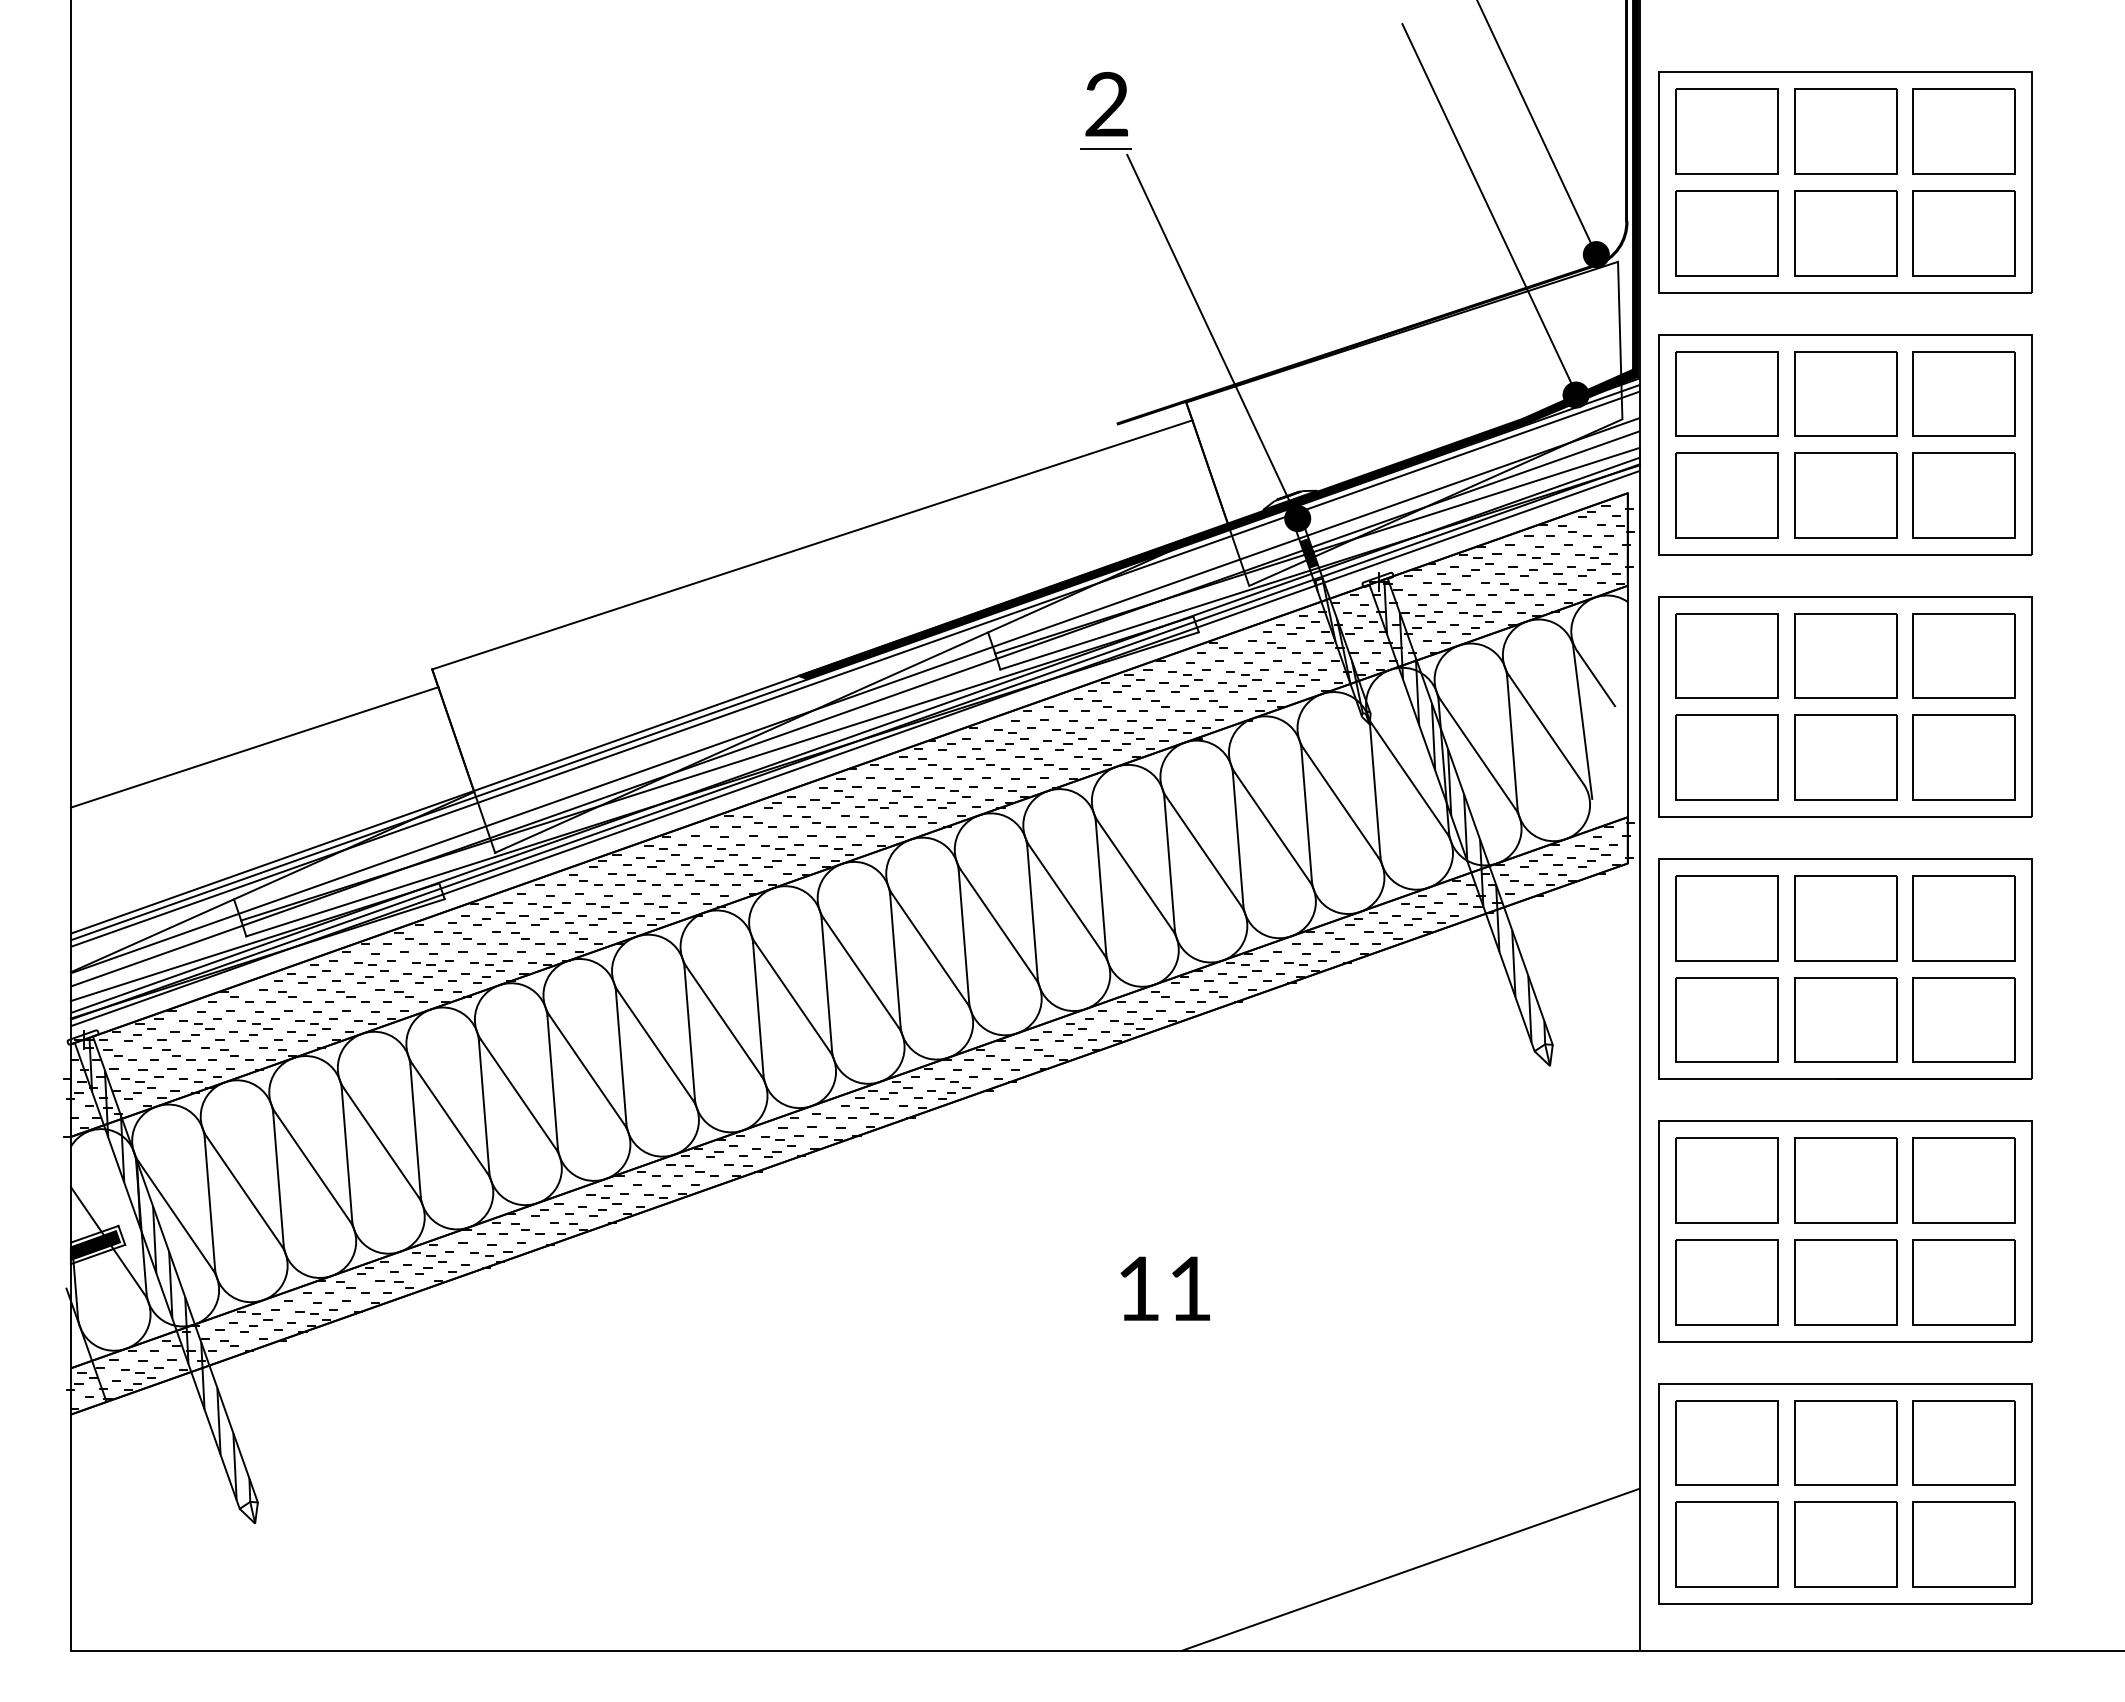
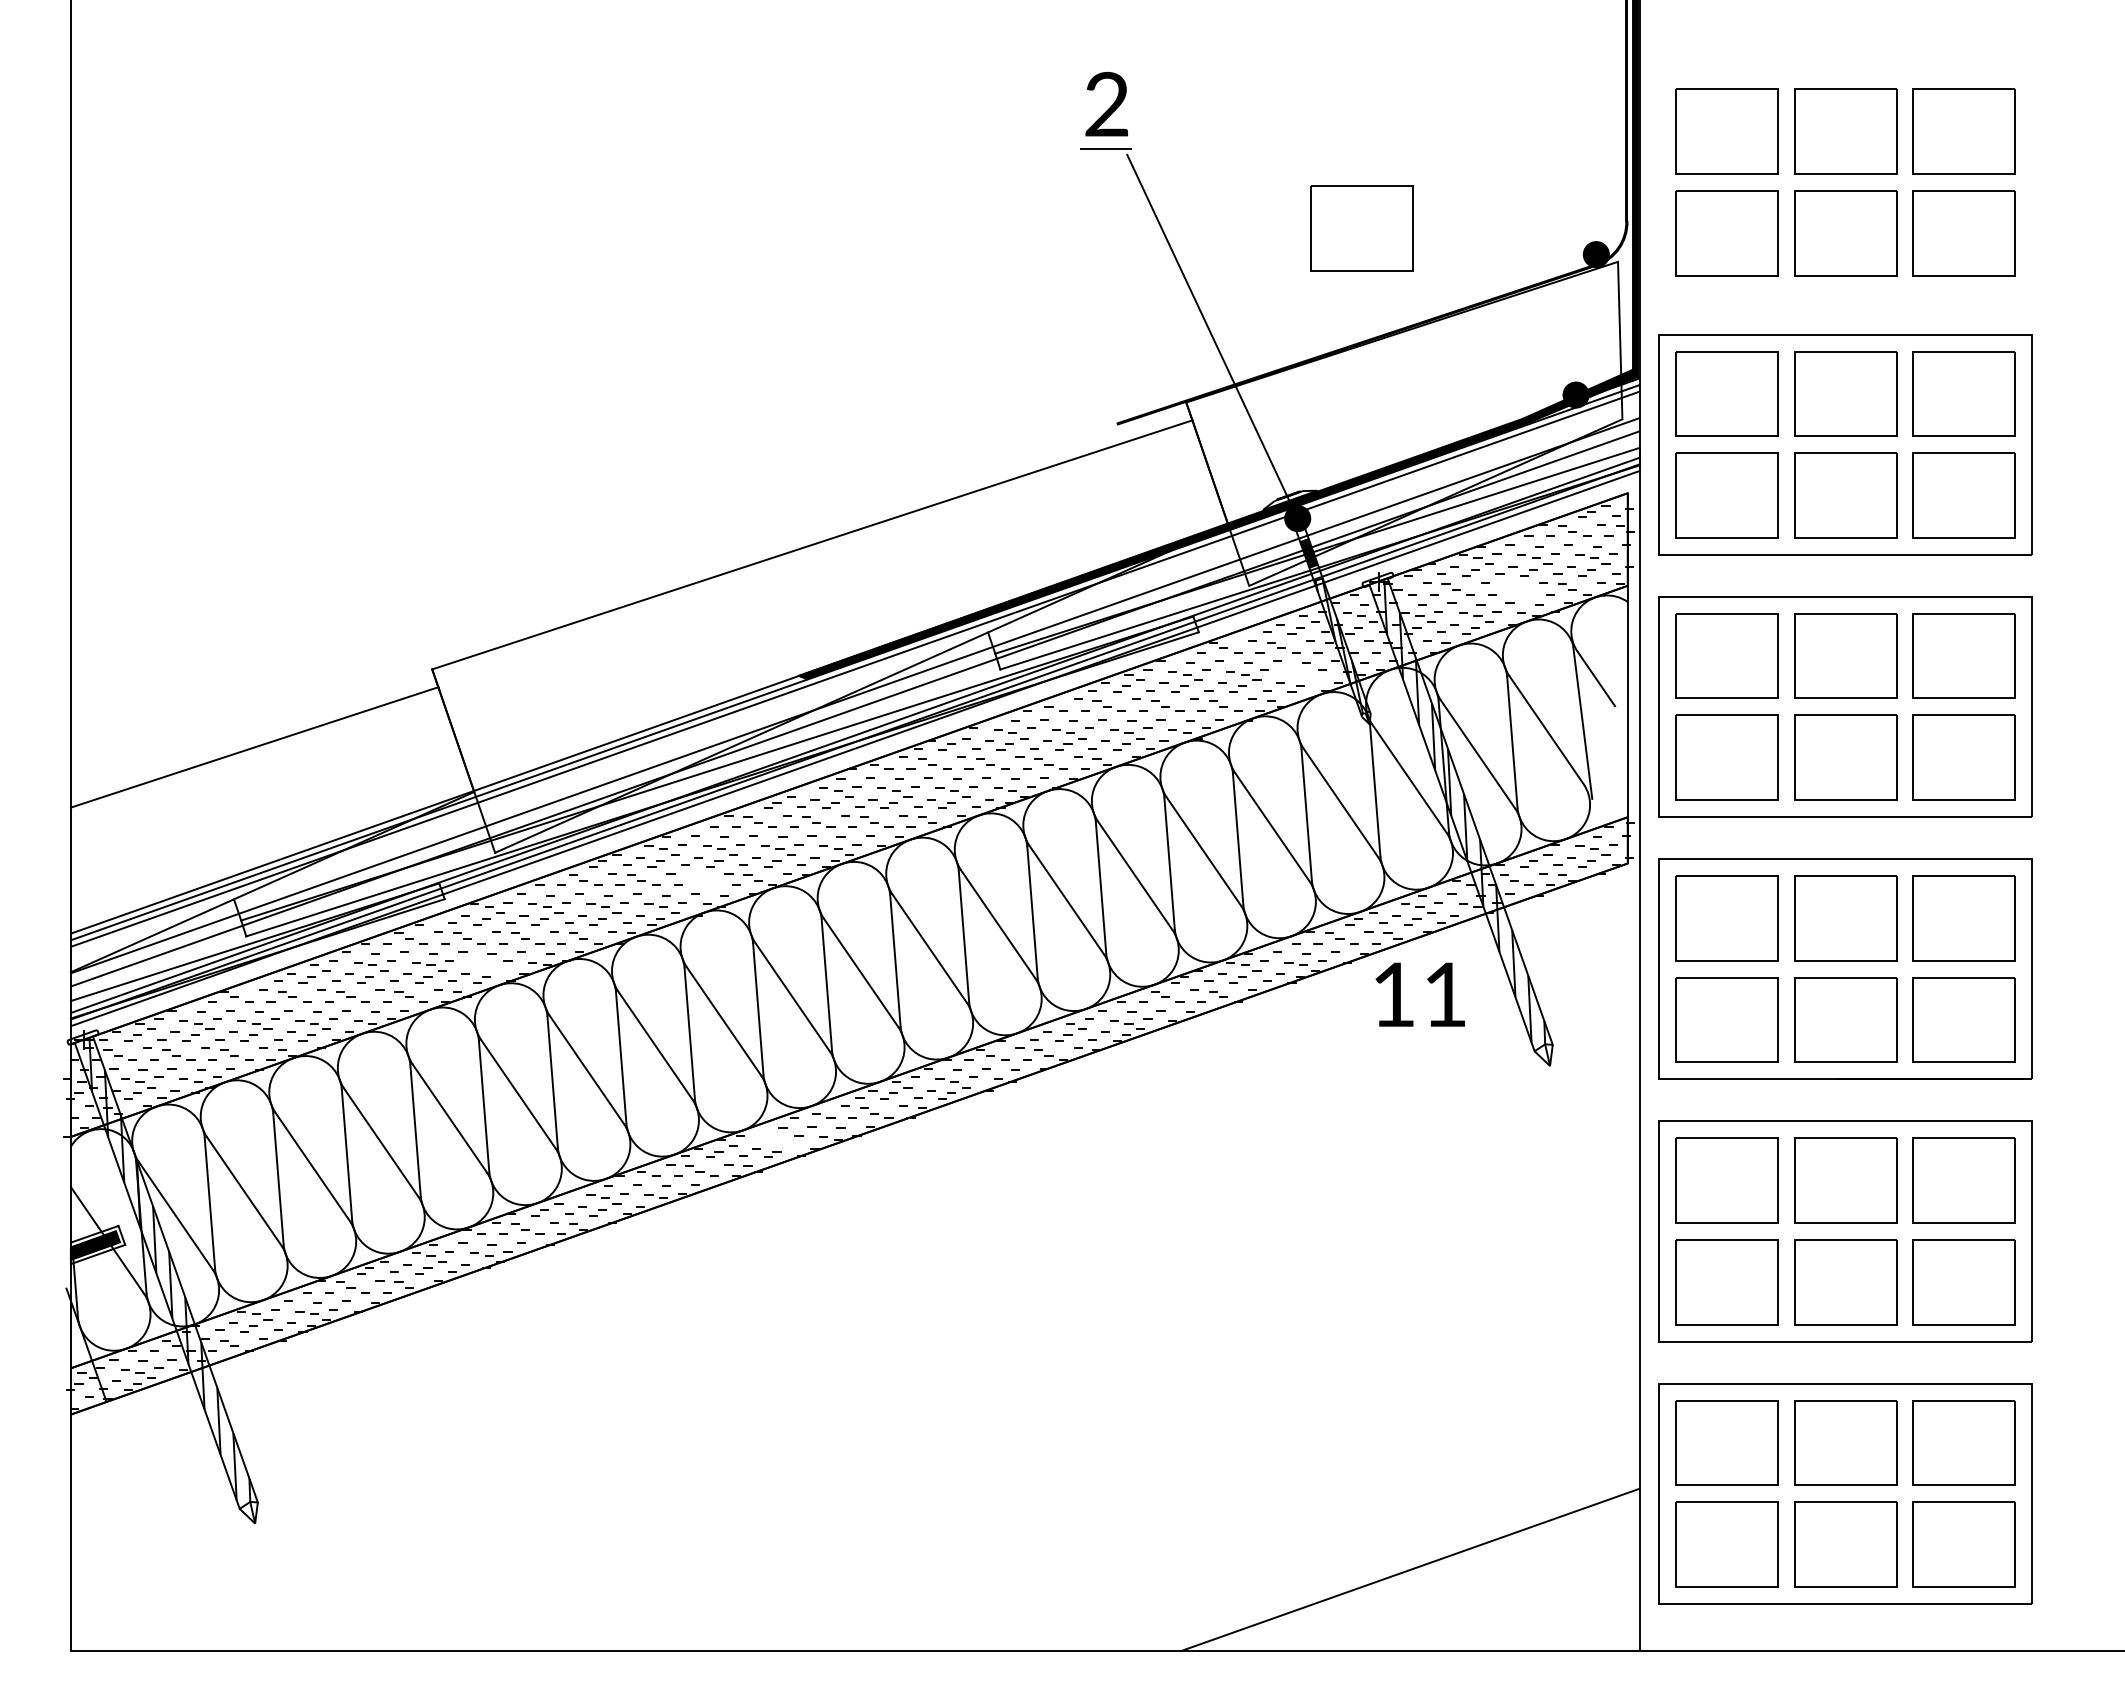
line: present -> none (1537, 128)
part: present -> none (1845, 182)
line: present -> none (1489, 209)
part: none -> present (1361, 228)
part: present -> none (1516, 589)
part: present -> none (1301, 675)
part: present -> none (701, 879)
part: present -> none (487, 966)
part: present -> none (778, 1141)
text position: (1164, 1288) -> (1419, 994) (1419, 994)
